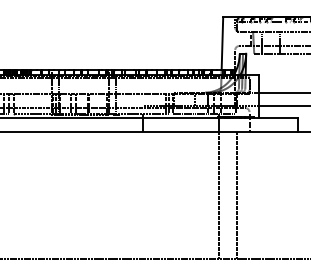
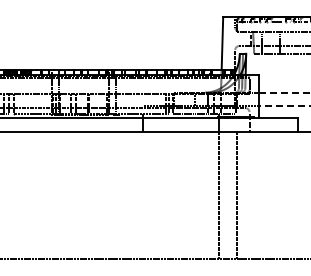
line: solid -> dashed (285, 92)
line: solid -> dashed (284, 106)
